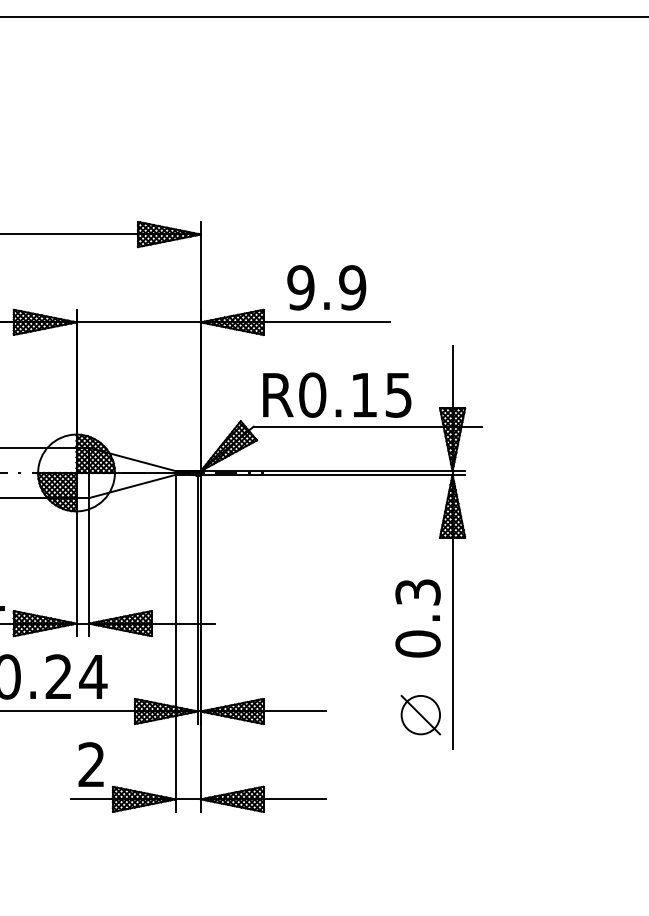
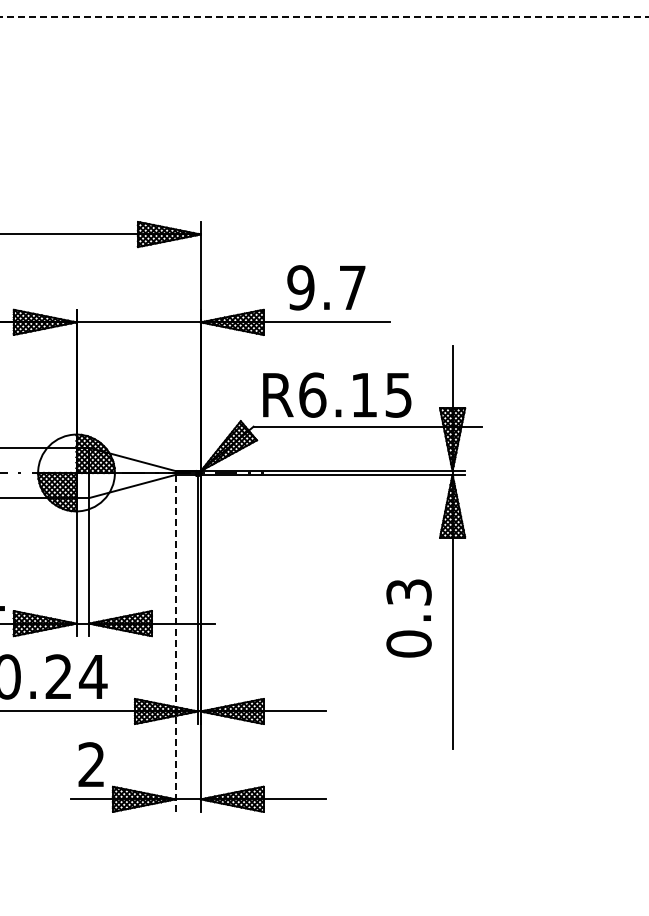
line: solid -> dashed (324, 17)
text: 9.9 -> 9.7 (352, 287)
text: R0.15 -> R6.15 (312, 394)
text position: (417, 618) -> (408, 618) (408, 618)
line: solid -> dashed (175, 643)
part: present -> none (420, 714)
